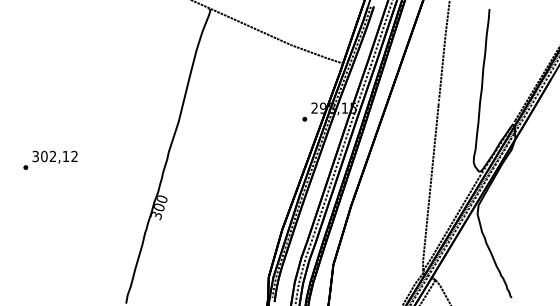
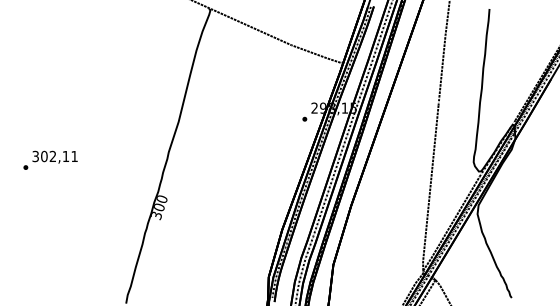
text: 302,12 -> 302,11 (74, 155)
